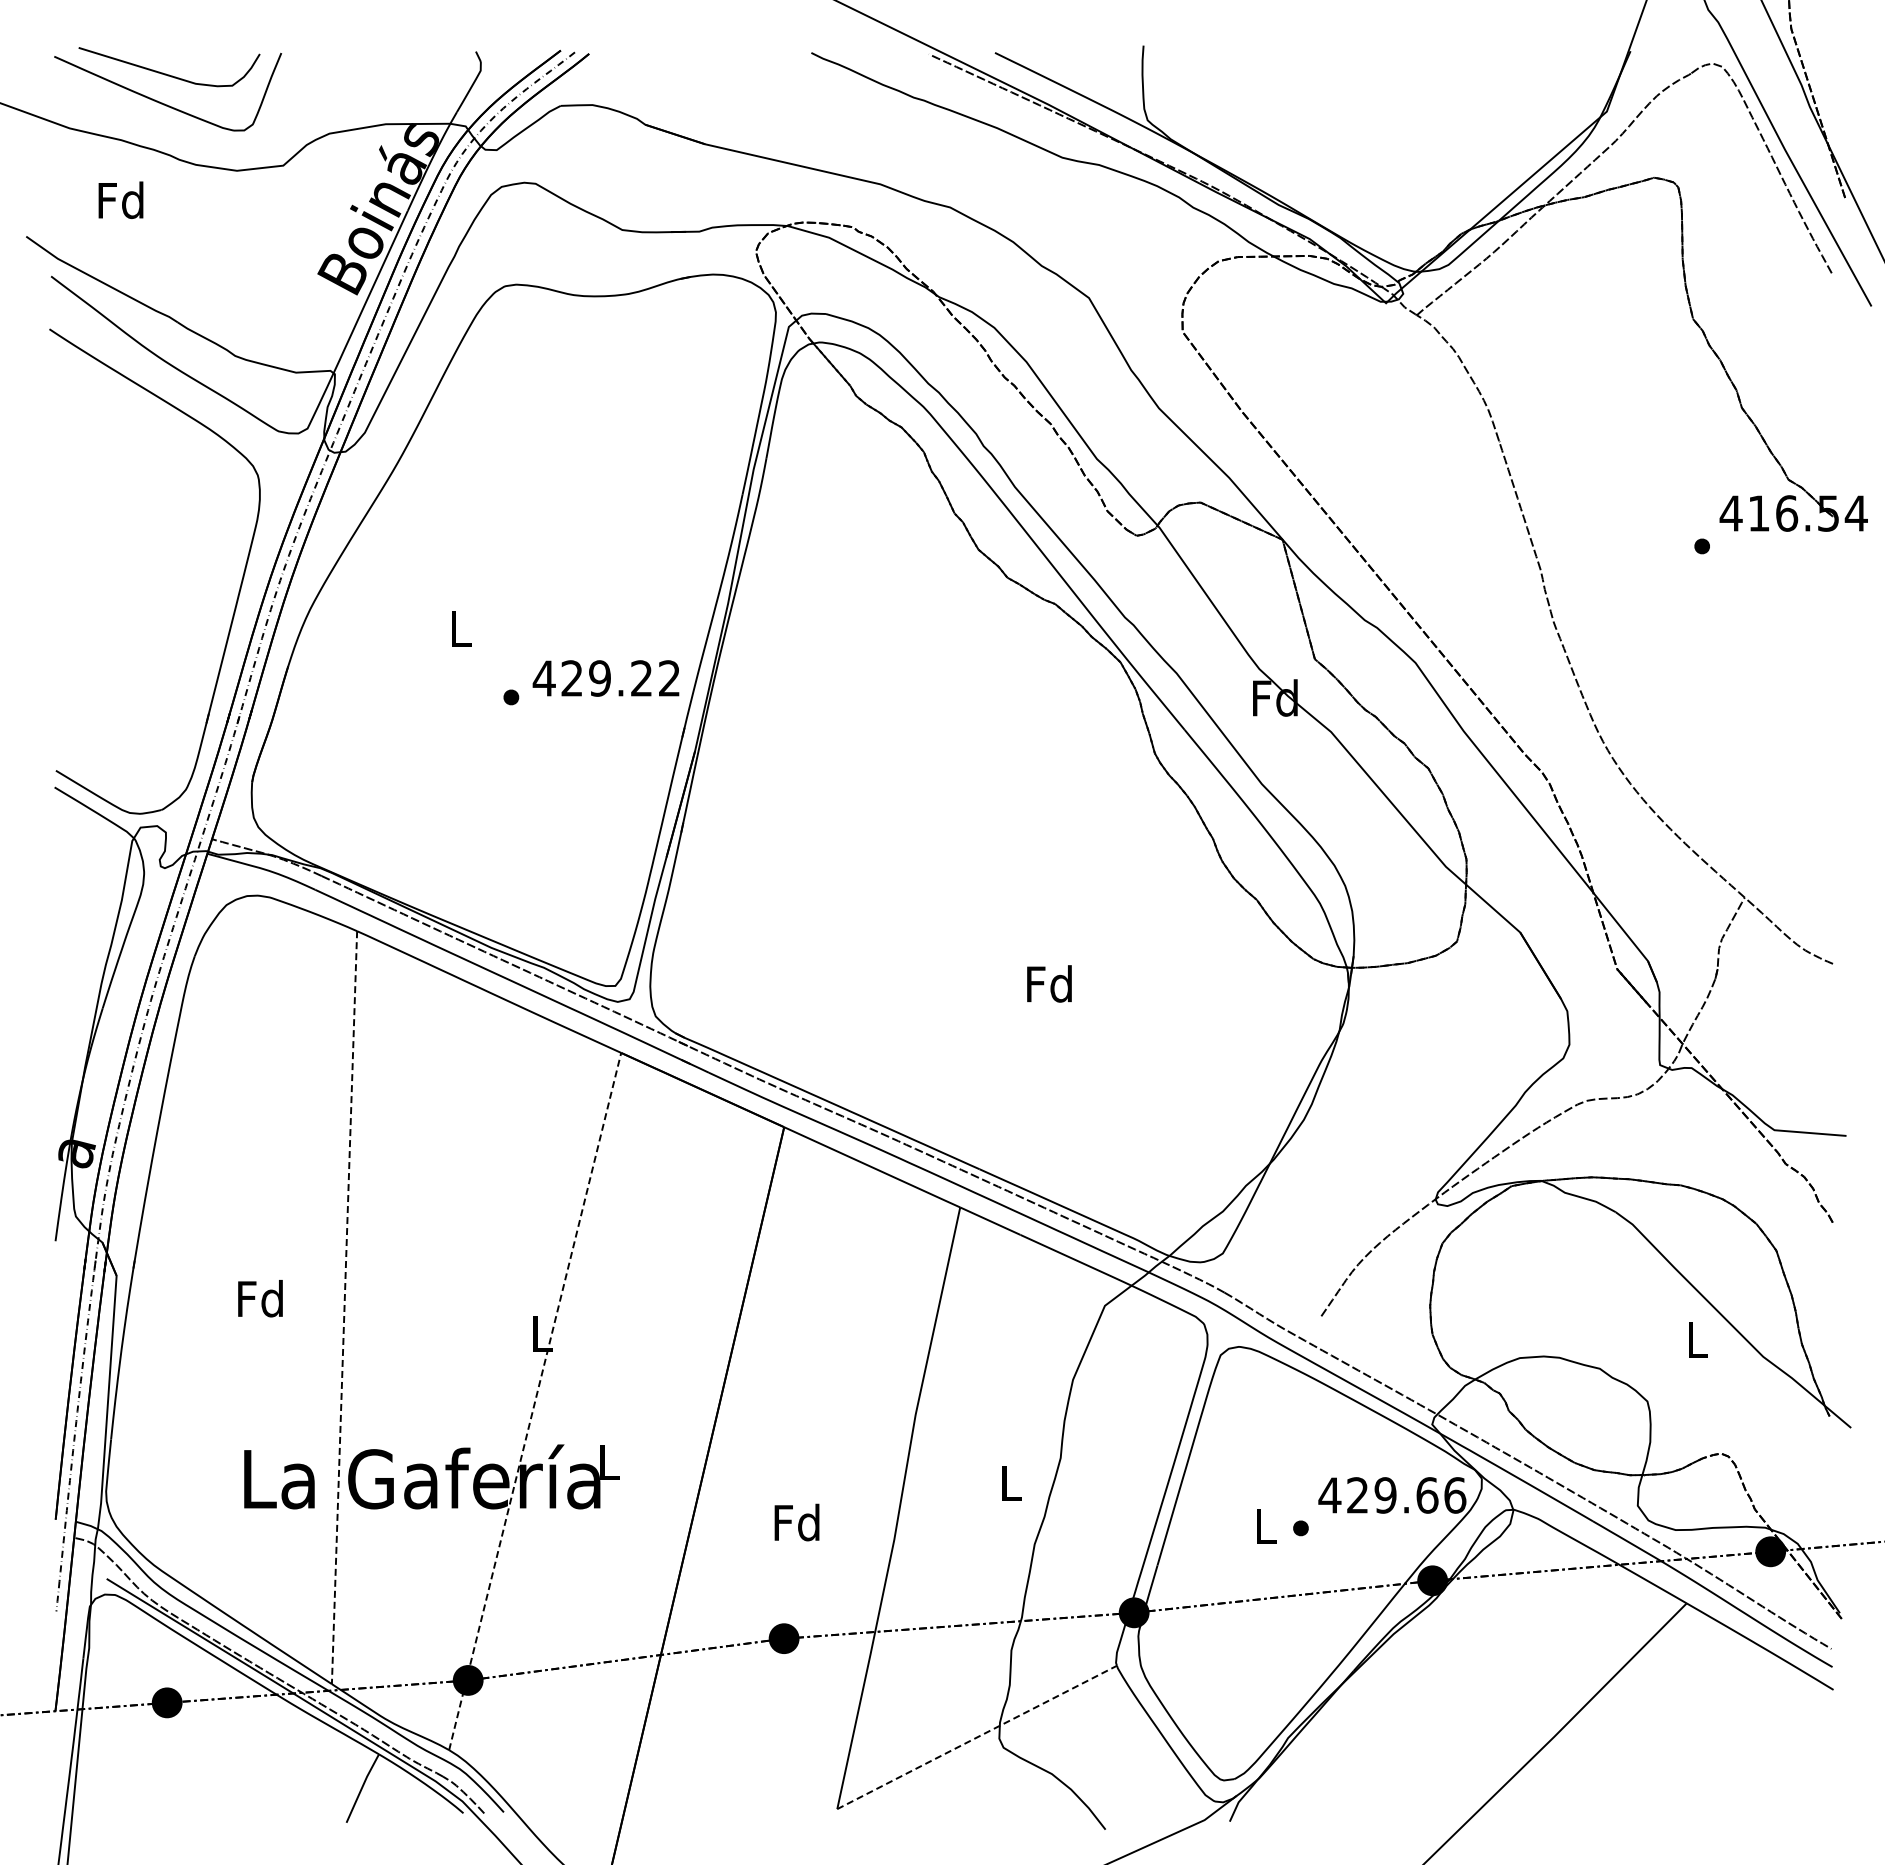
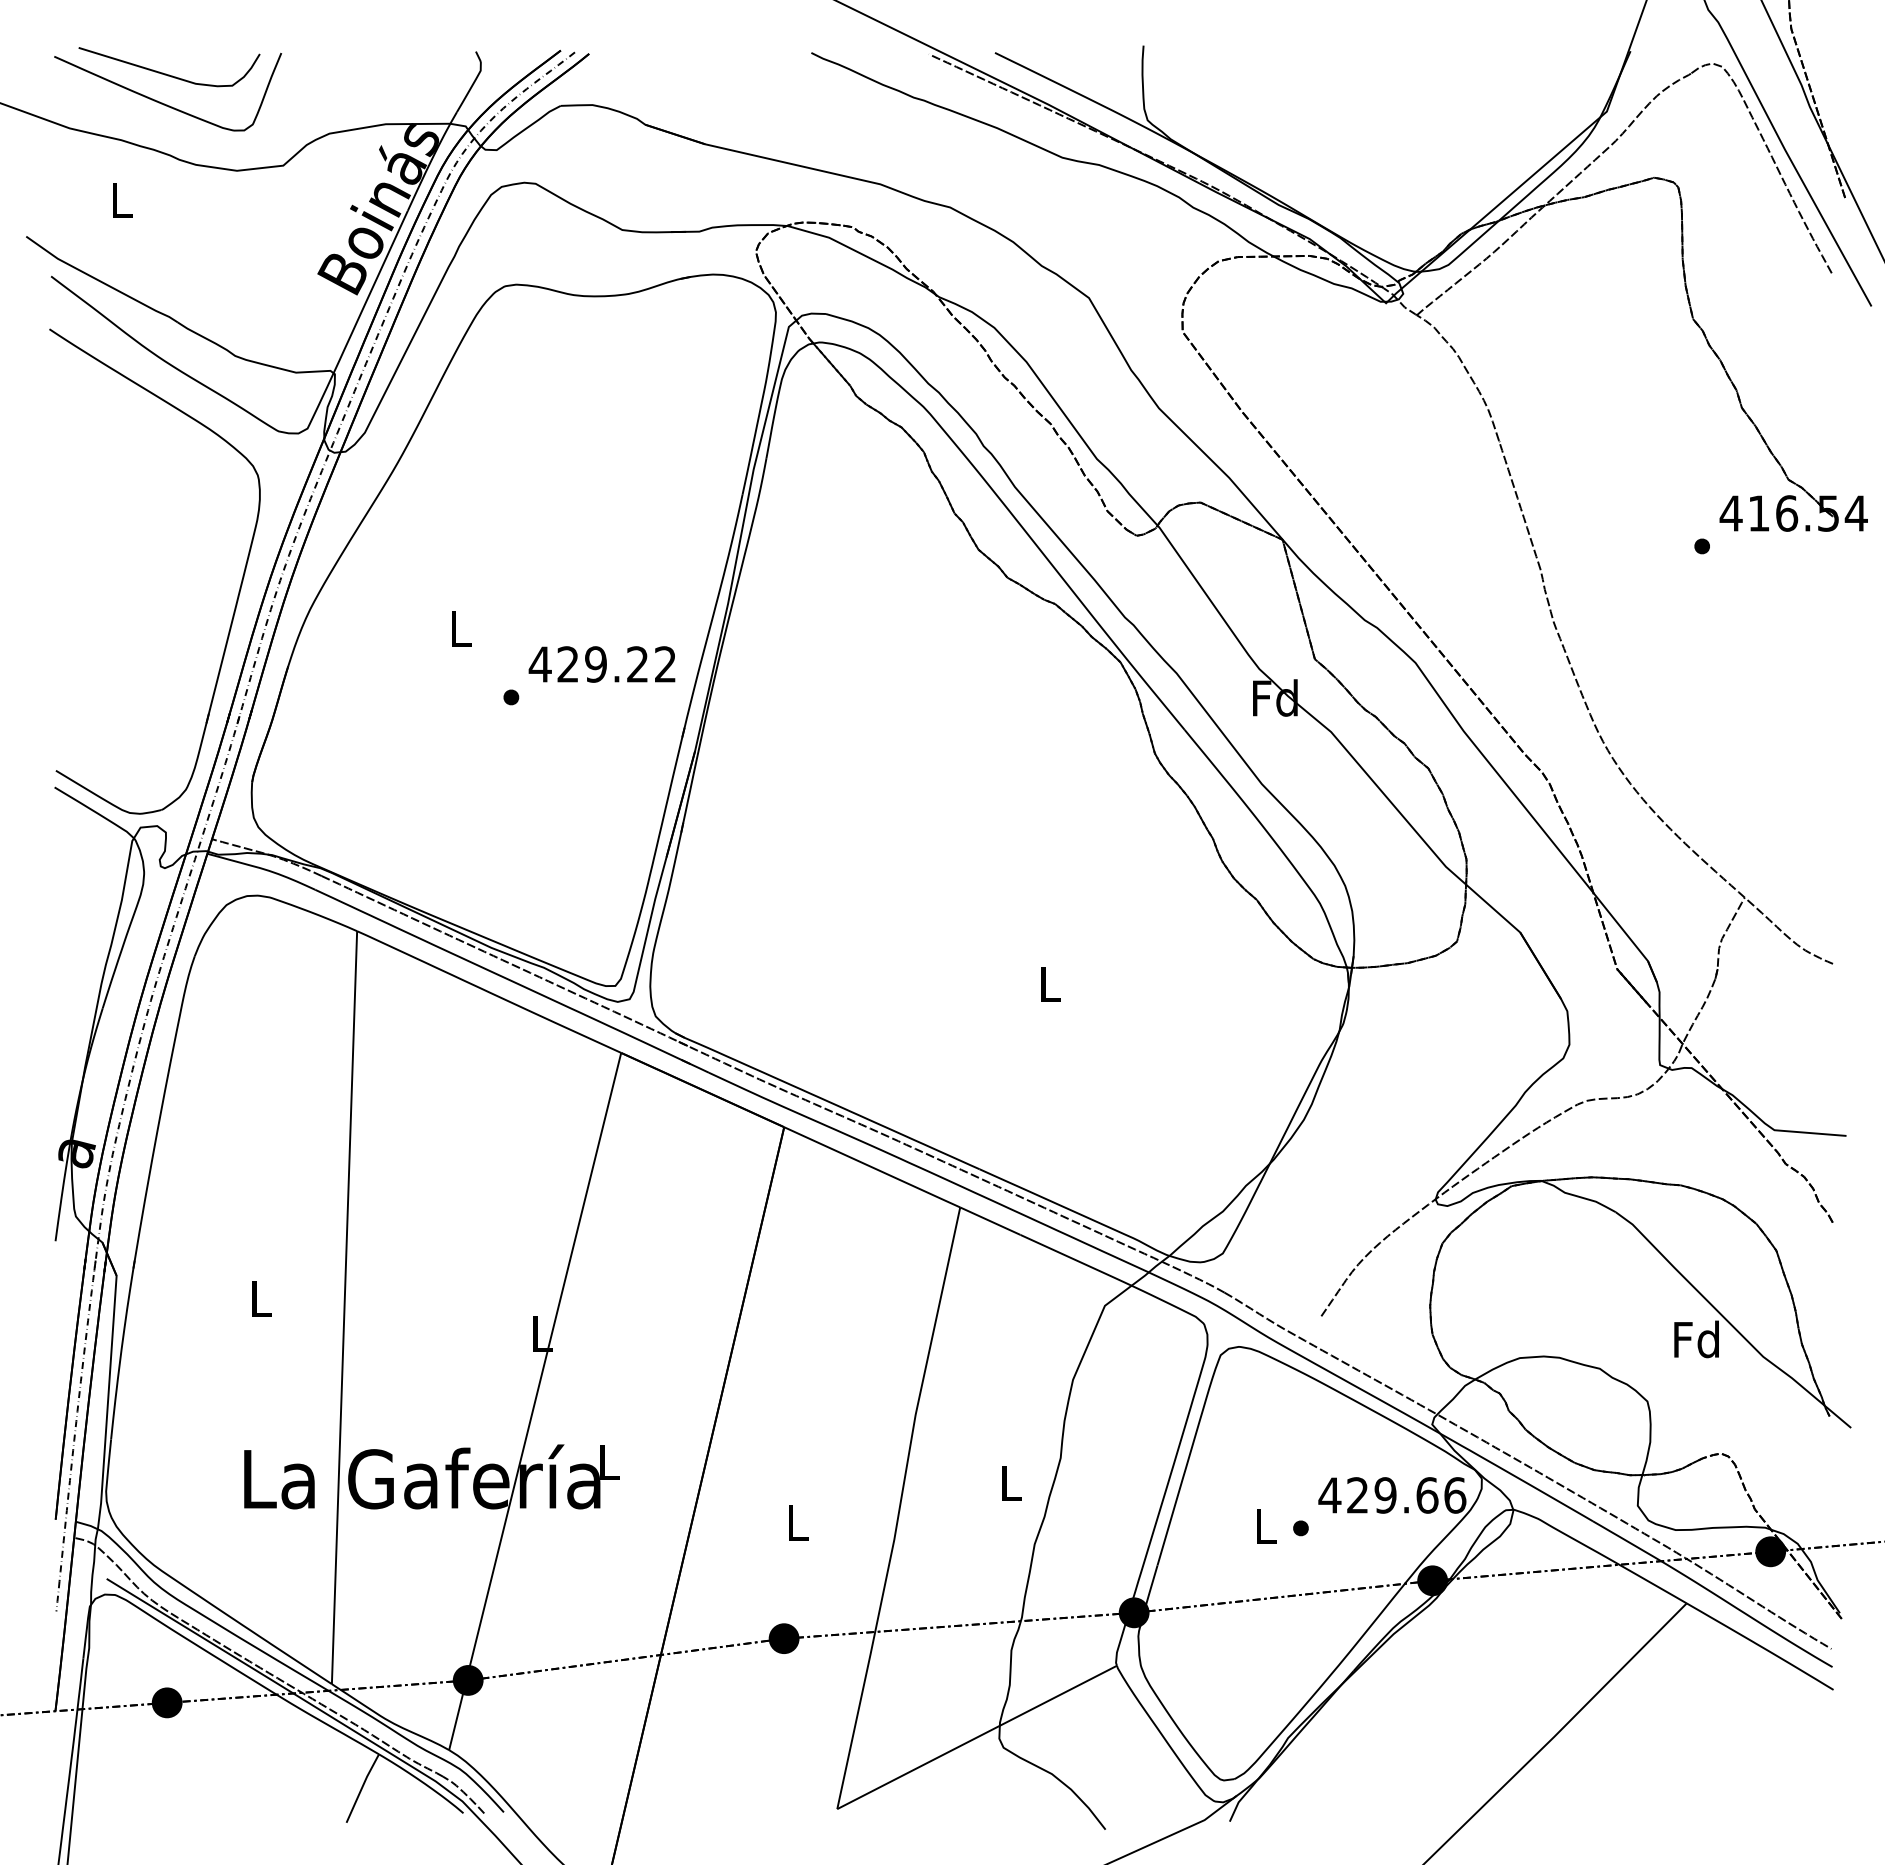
text: Fd -> L (120, 200)
text position: (605, 678) -> (601, 664) (601, 664)
text: Fd -> L (1049, 983)
text: Fd -> L (260, 1298)
line: dashed -> solid (344, 1307)
text: L -> Fd (1696, 1339)
line: dashed -> solid (535, 1401)
text: Fd -> L (796, 1522)
line: dashed -> solid (977, 1737)
